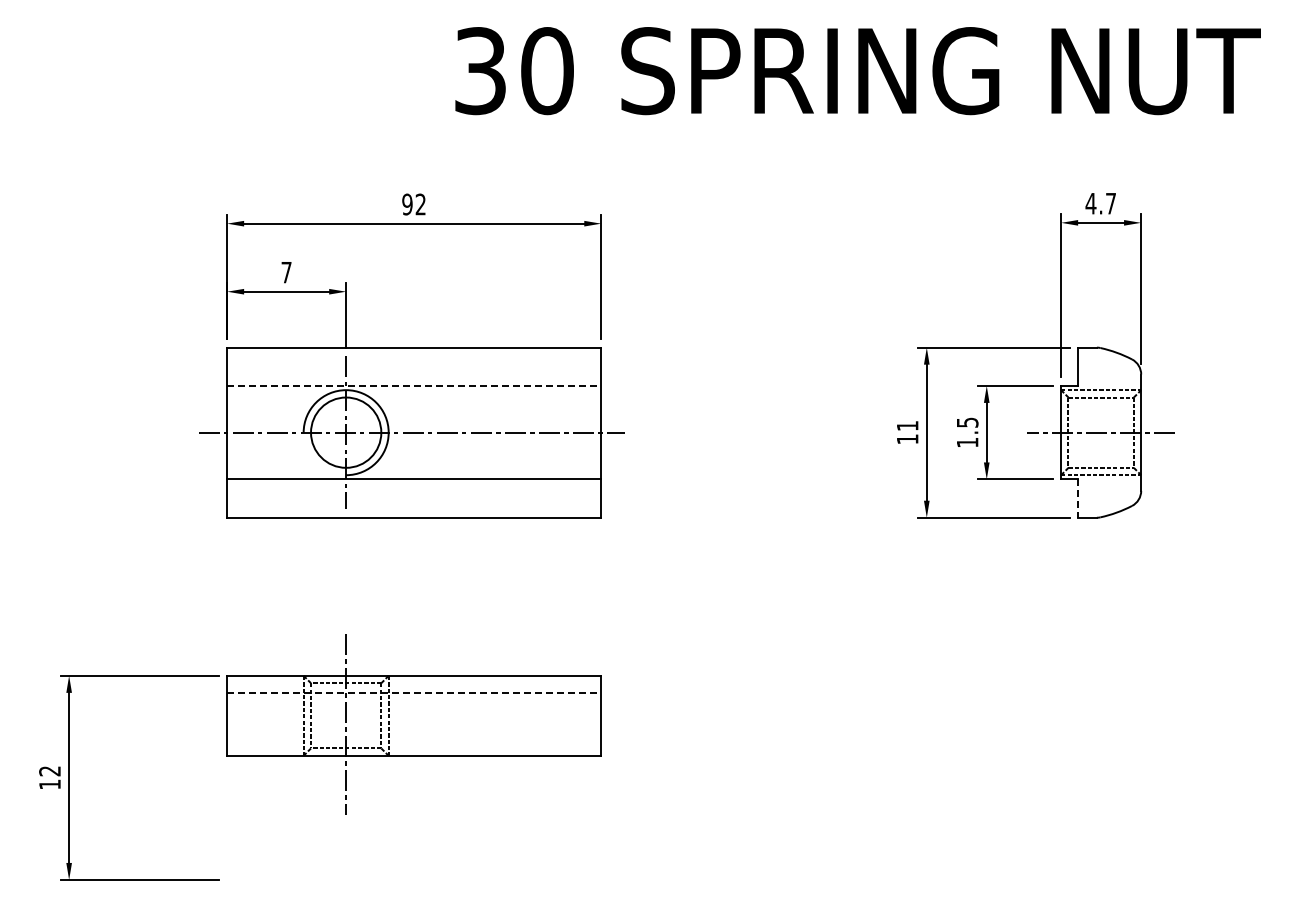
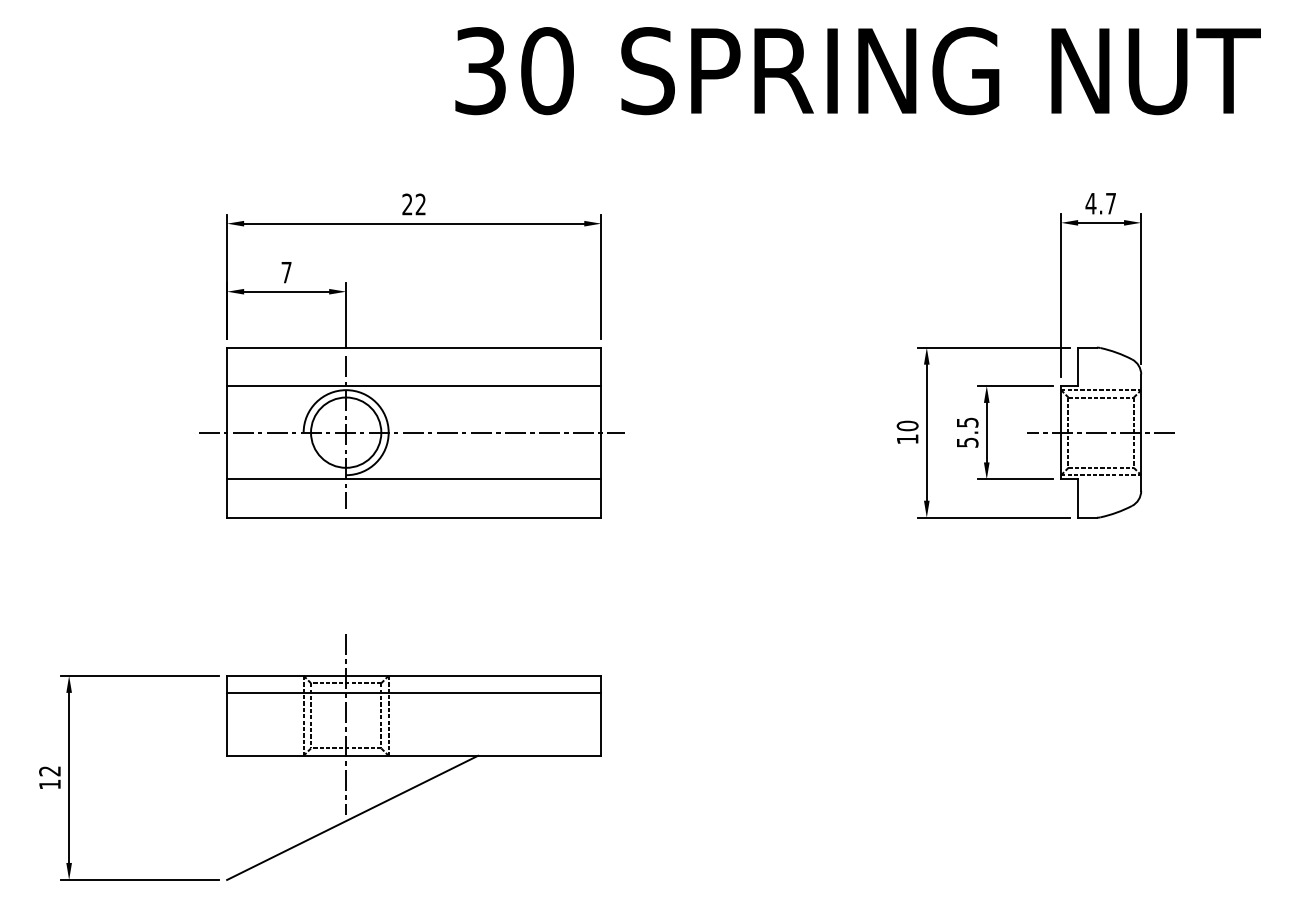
text: 92 -> 22 (407, 204)
line: dashed -> solid (414, 385)
text: 11 -> 10 (907, 425)
text: 1.5 -> 5.5 (967, 442)
line: dashed -> solid (1078, 499)
line: dashed -> solid (414, 692)
line: none -> present (352, 817)
